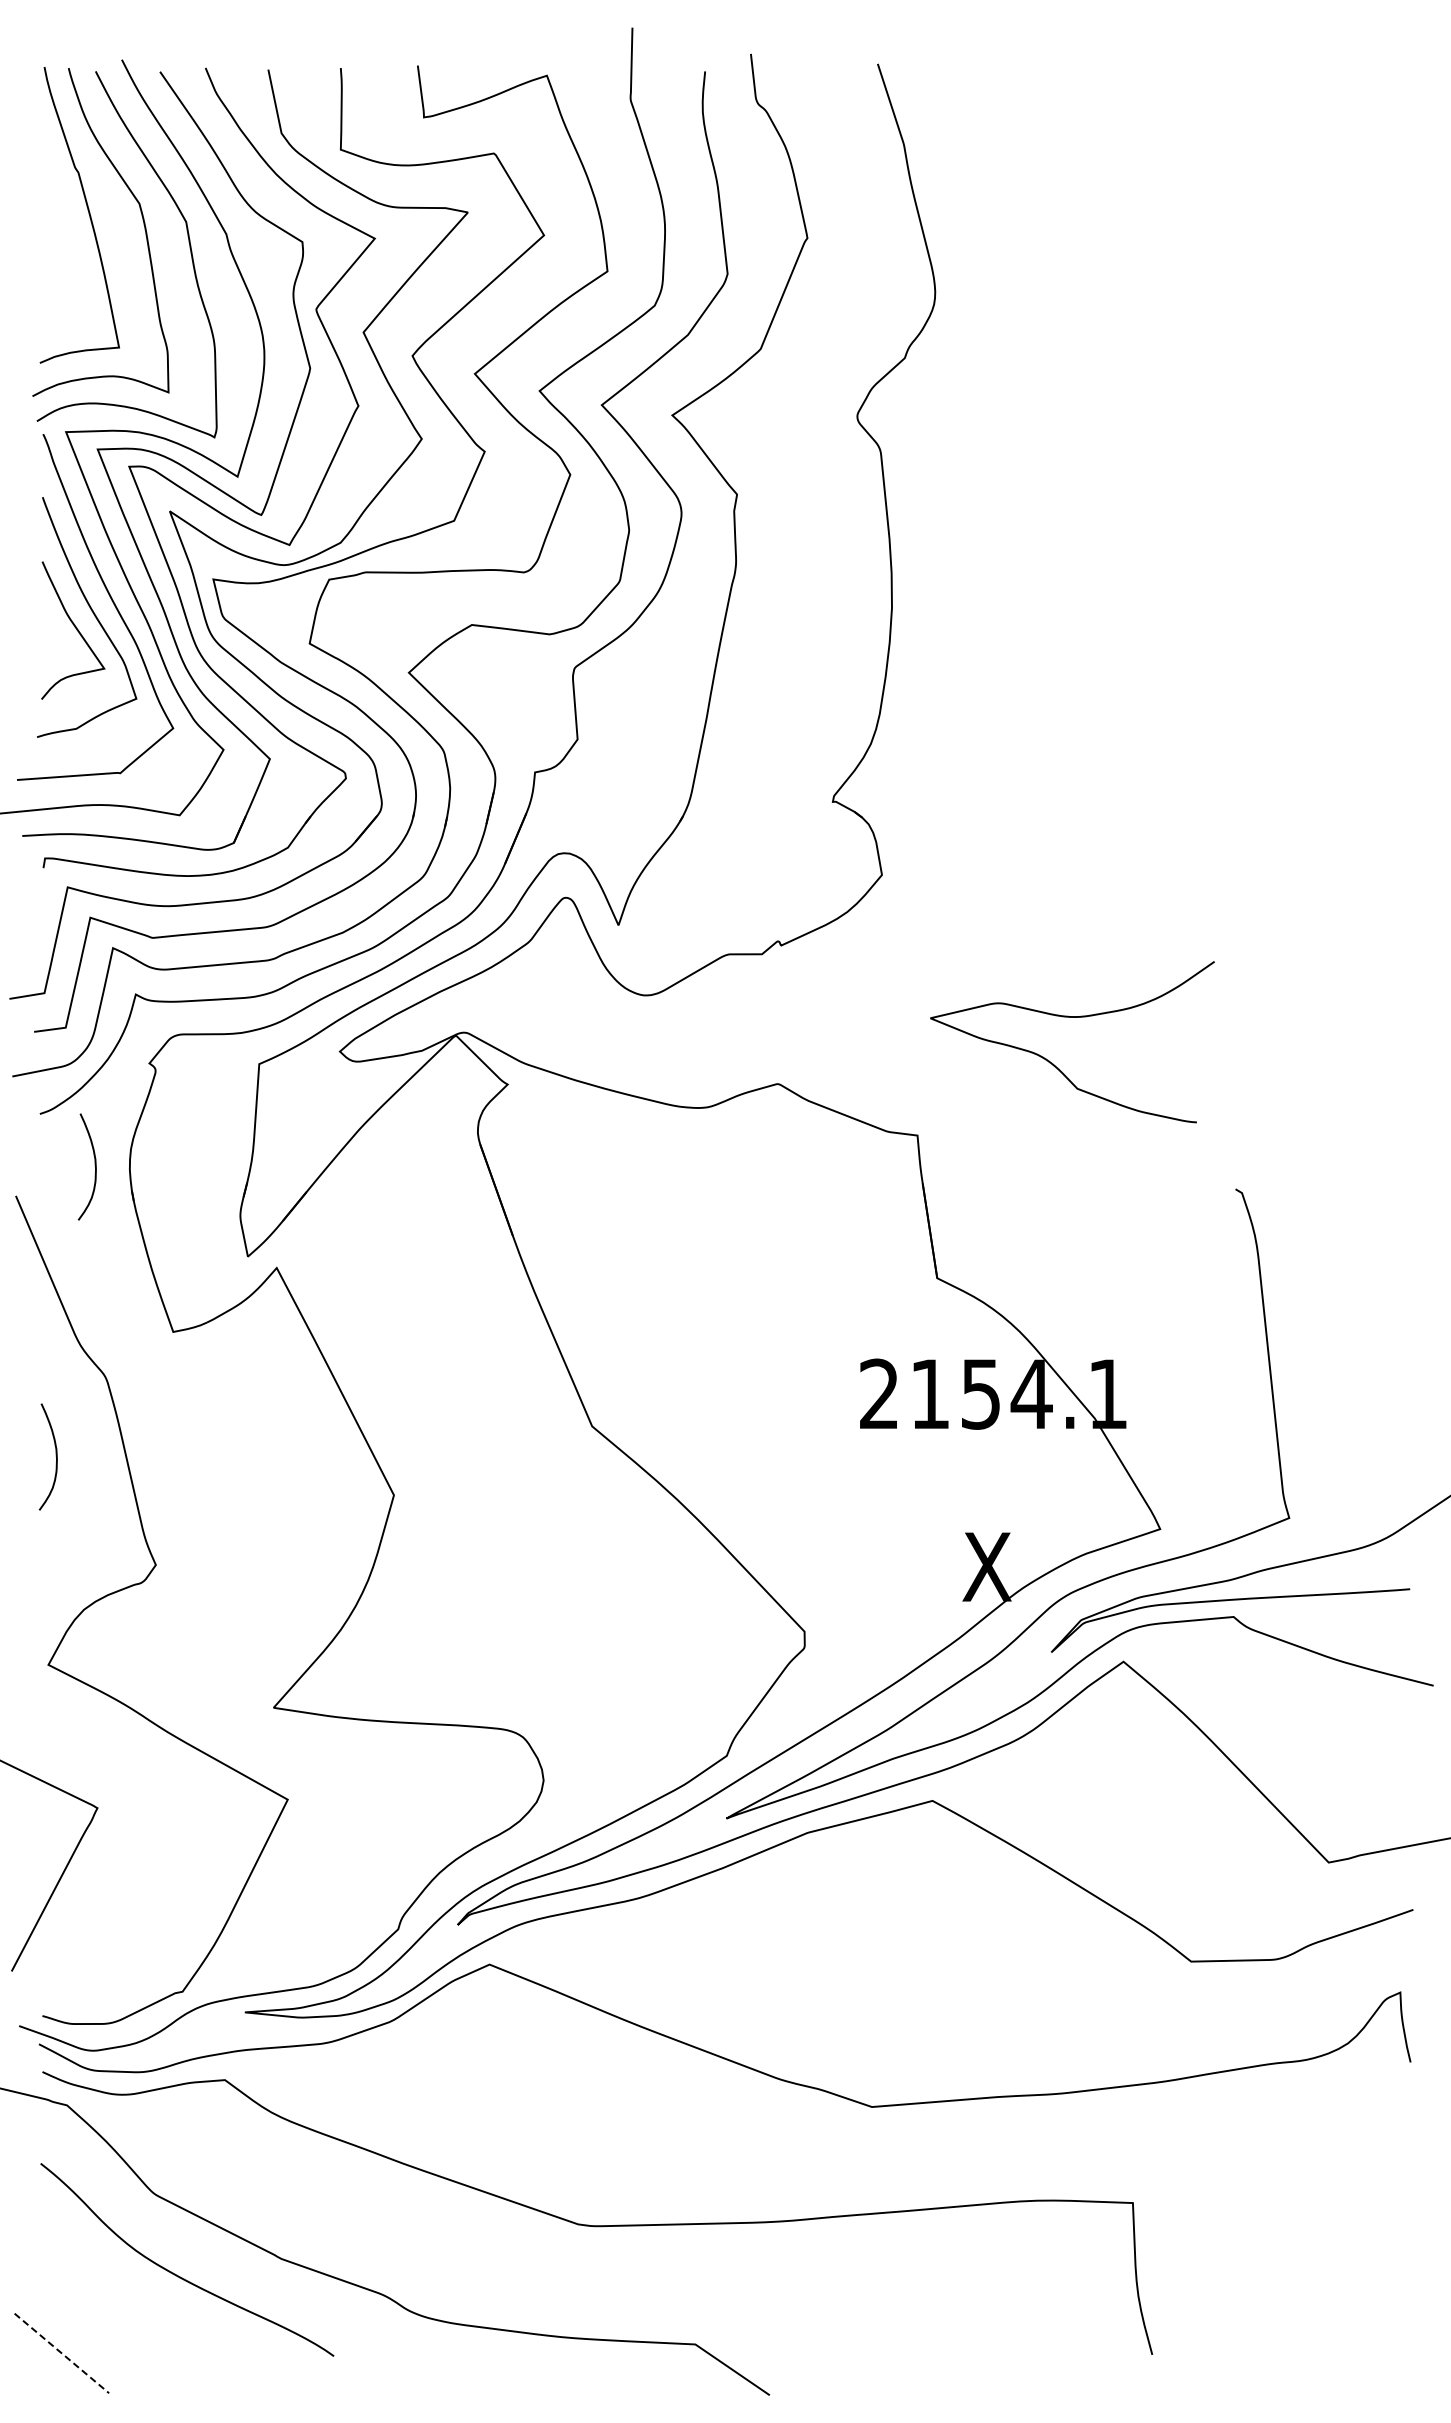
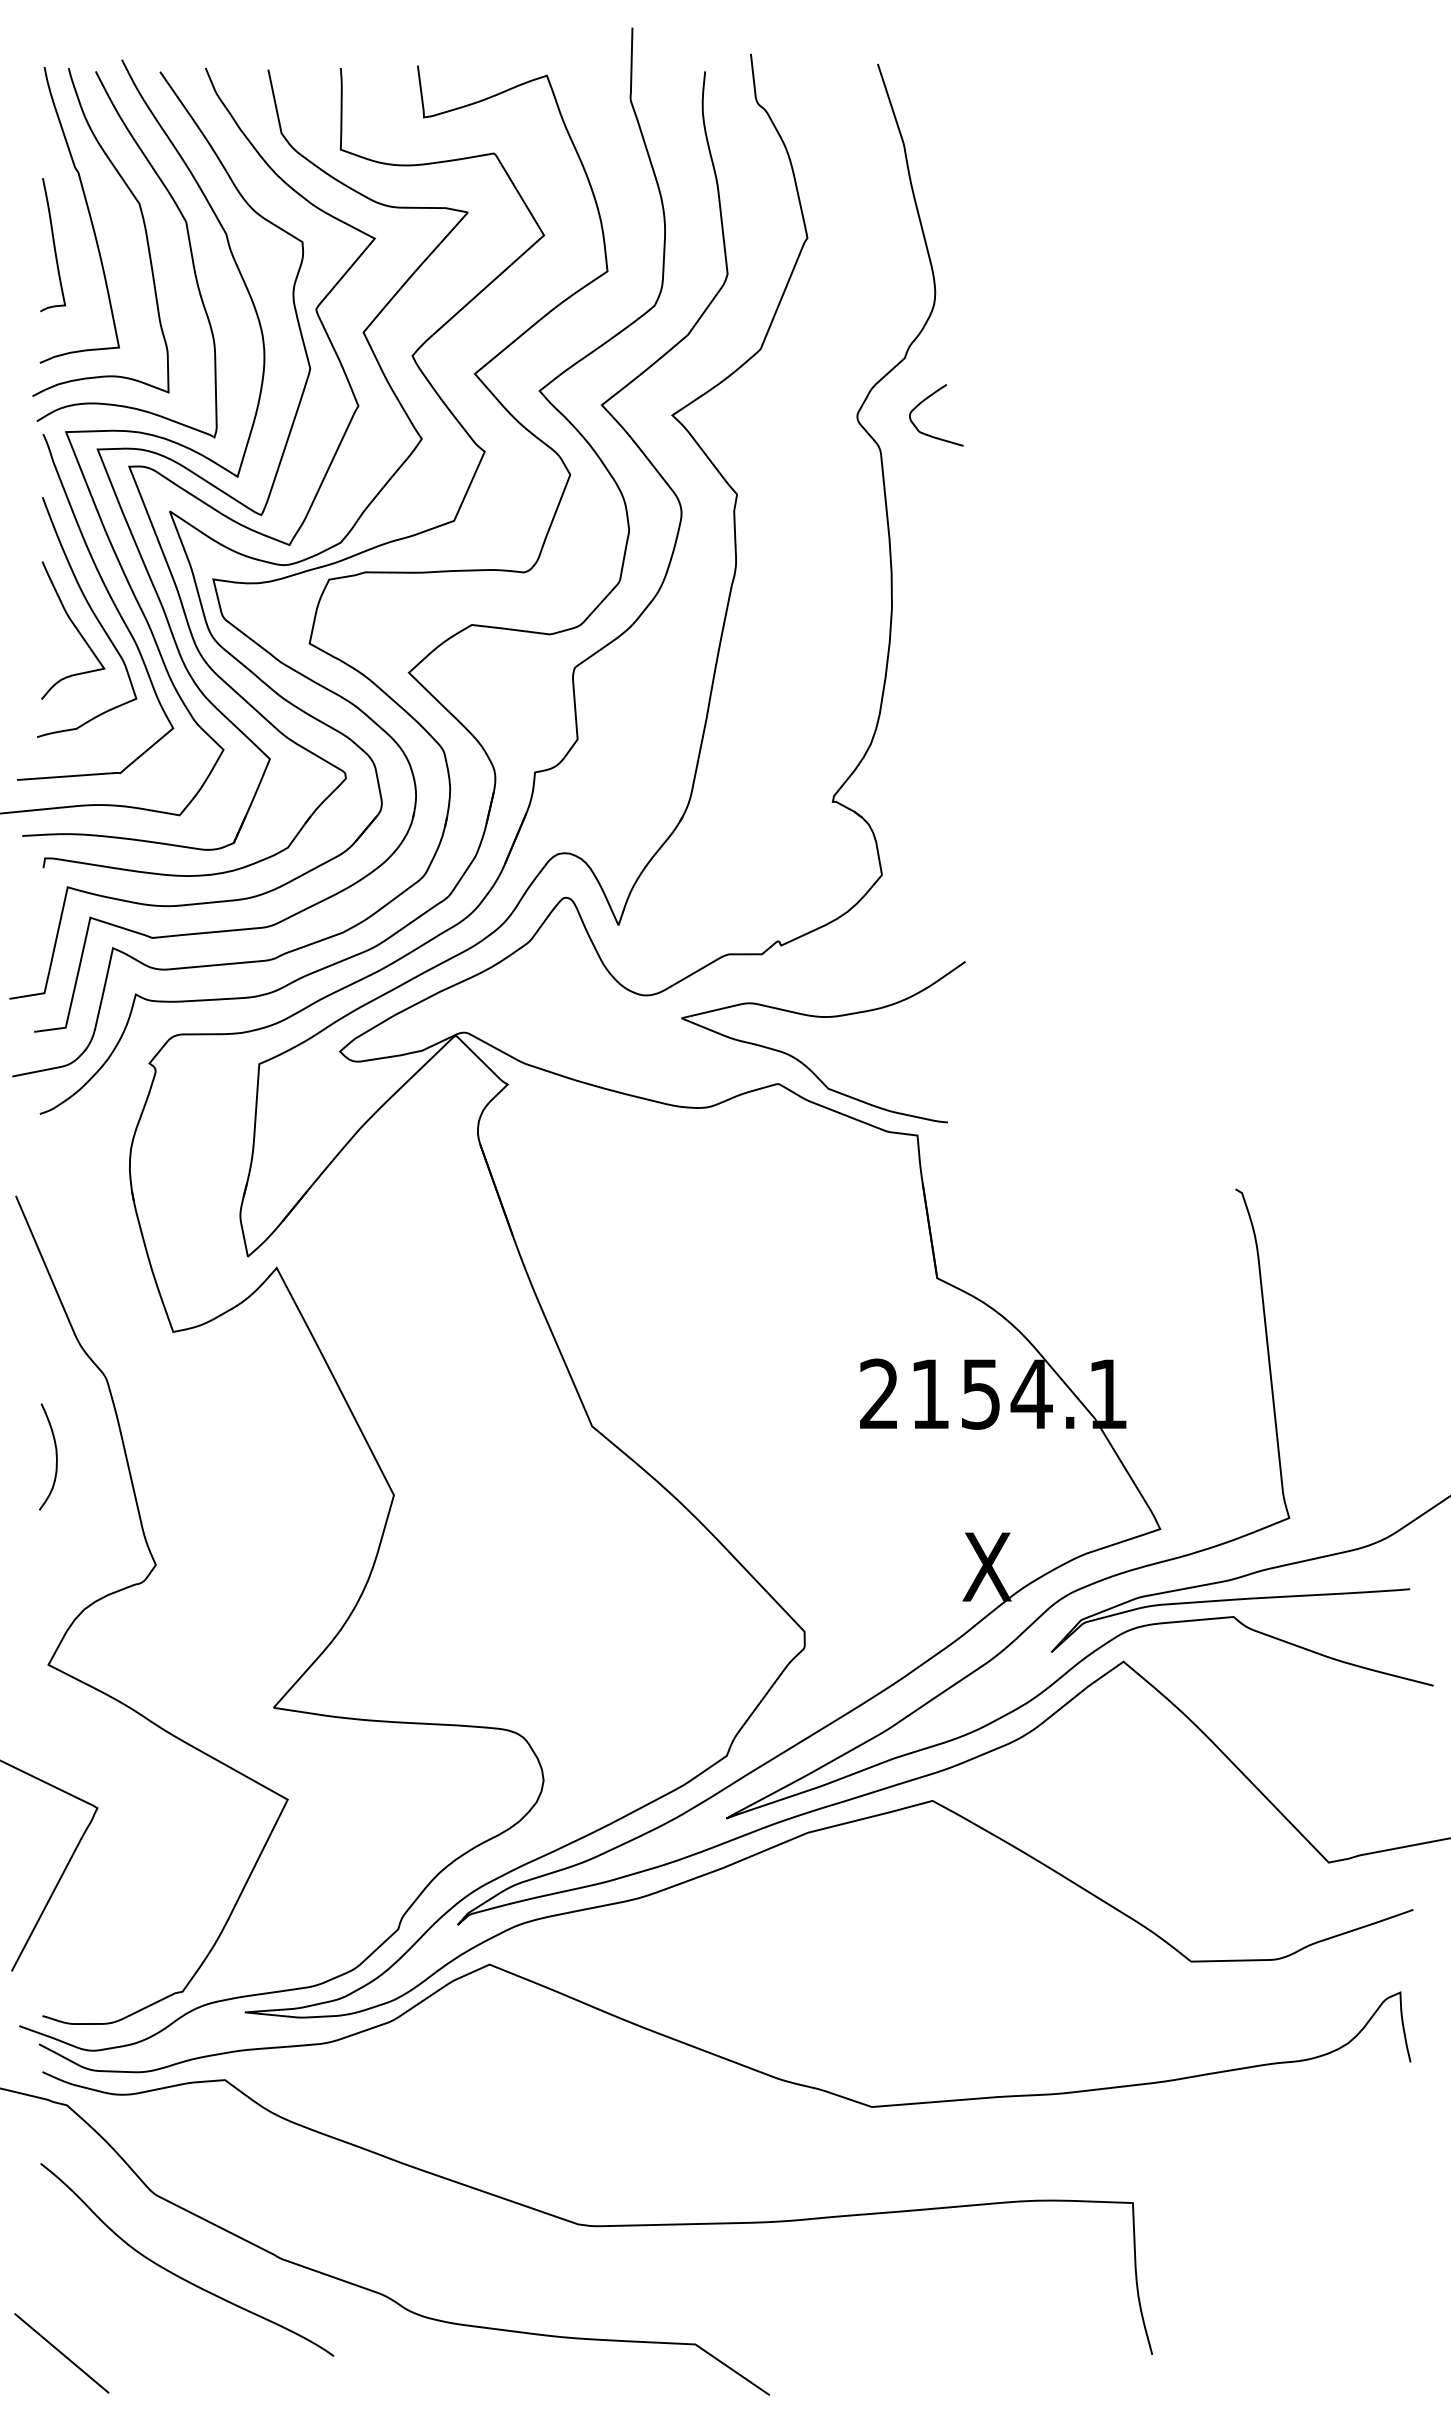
curve: none -> present (53, 245)
curve: none -> present (924, 401)
curve position: (1072, 1017) -> (823, 1017) (823, 1017)
curve: present -> none (94, 1166)
line: dashed -> solid (61, 2353)
